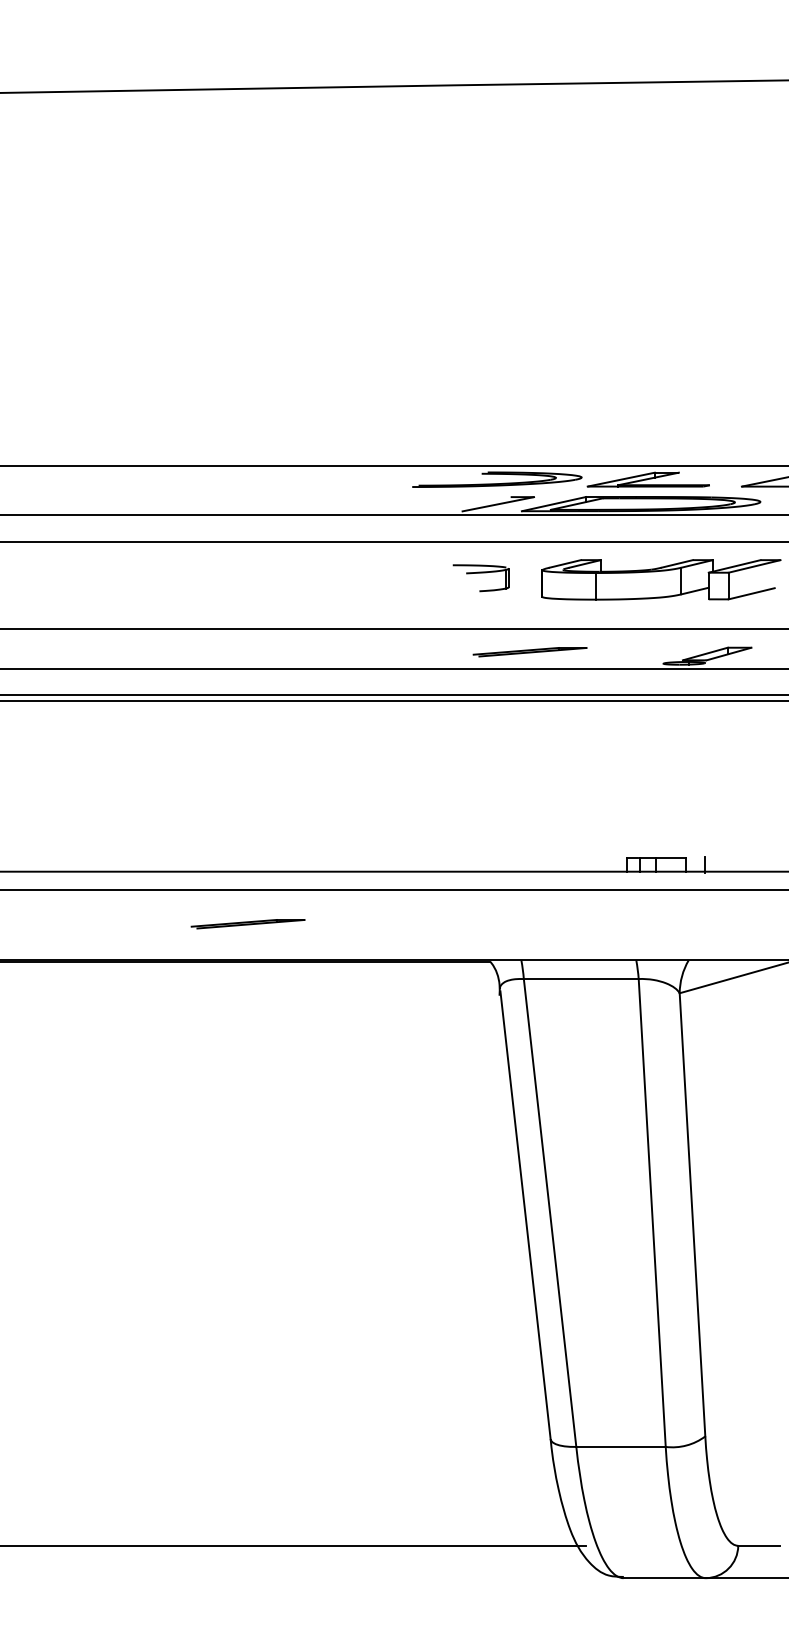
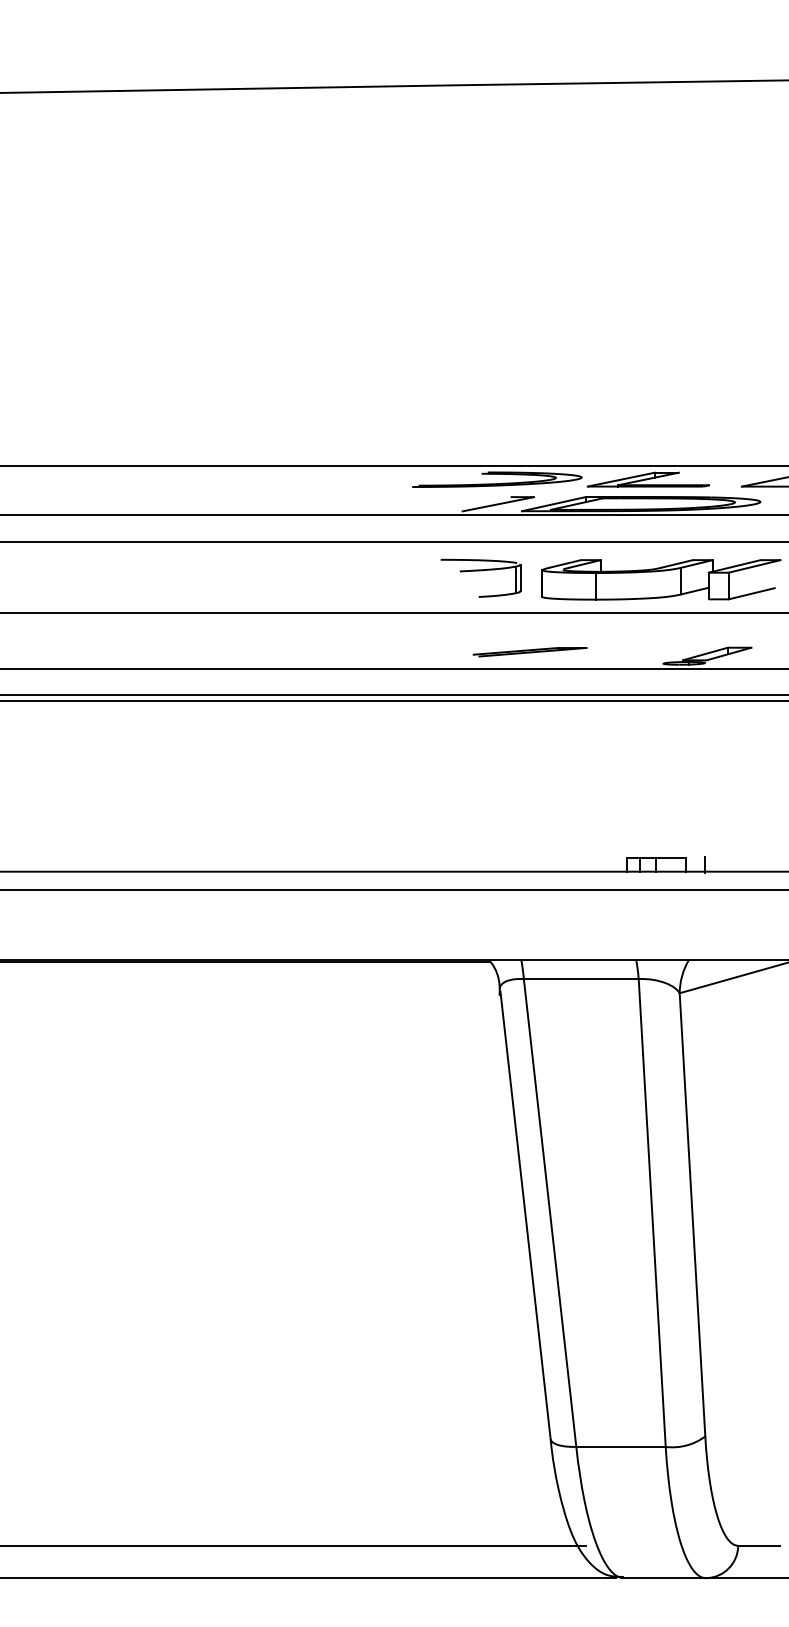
part size: 58x29 px -> 82x40 px (480, 577)
line position: (393, 628) -> (393, 612) (393, 612)
part: present -> none (247, 924)
line: none -> present (308, 1578)
